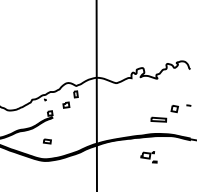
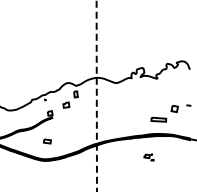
line: solid -> dashed (96, 95)
part size: 18x13 px -> 12x9 px (148, 157)
